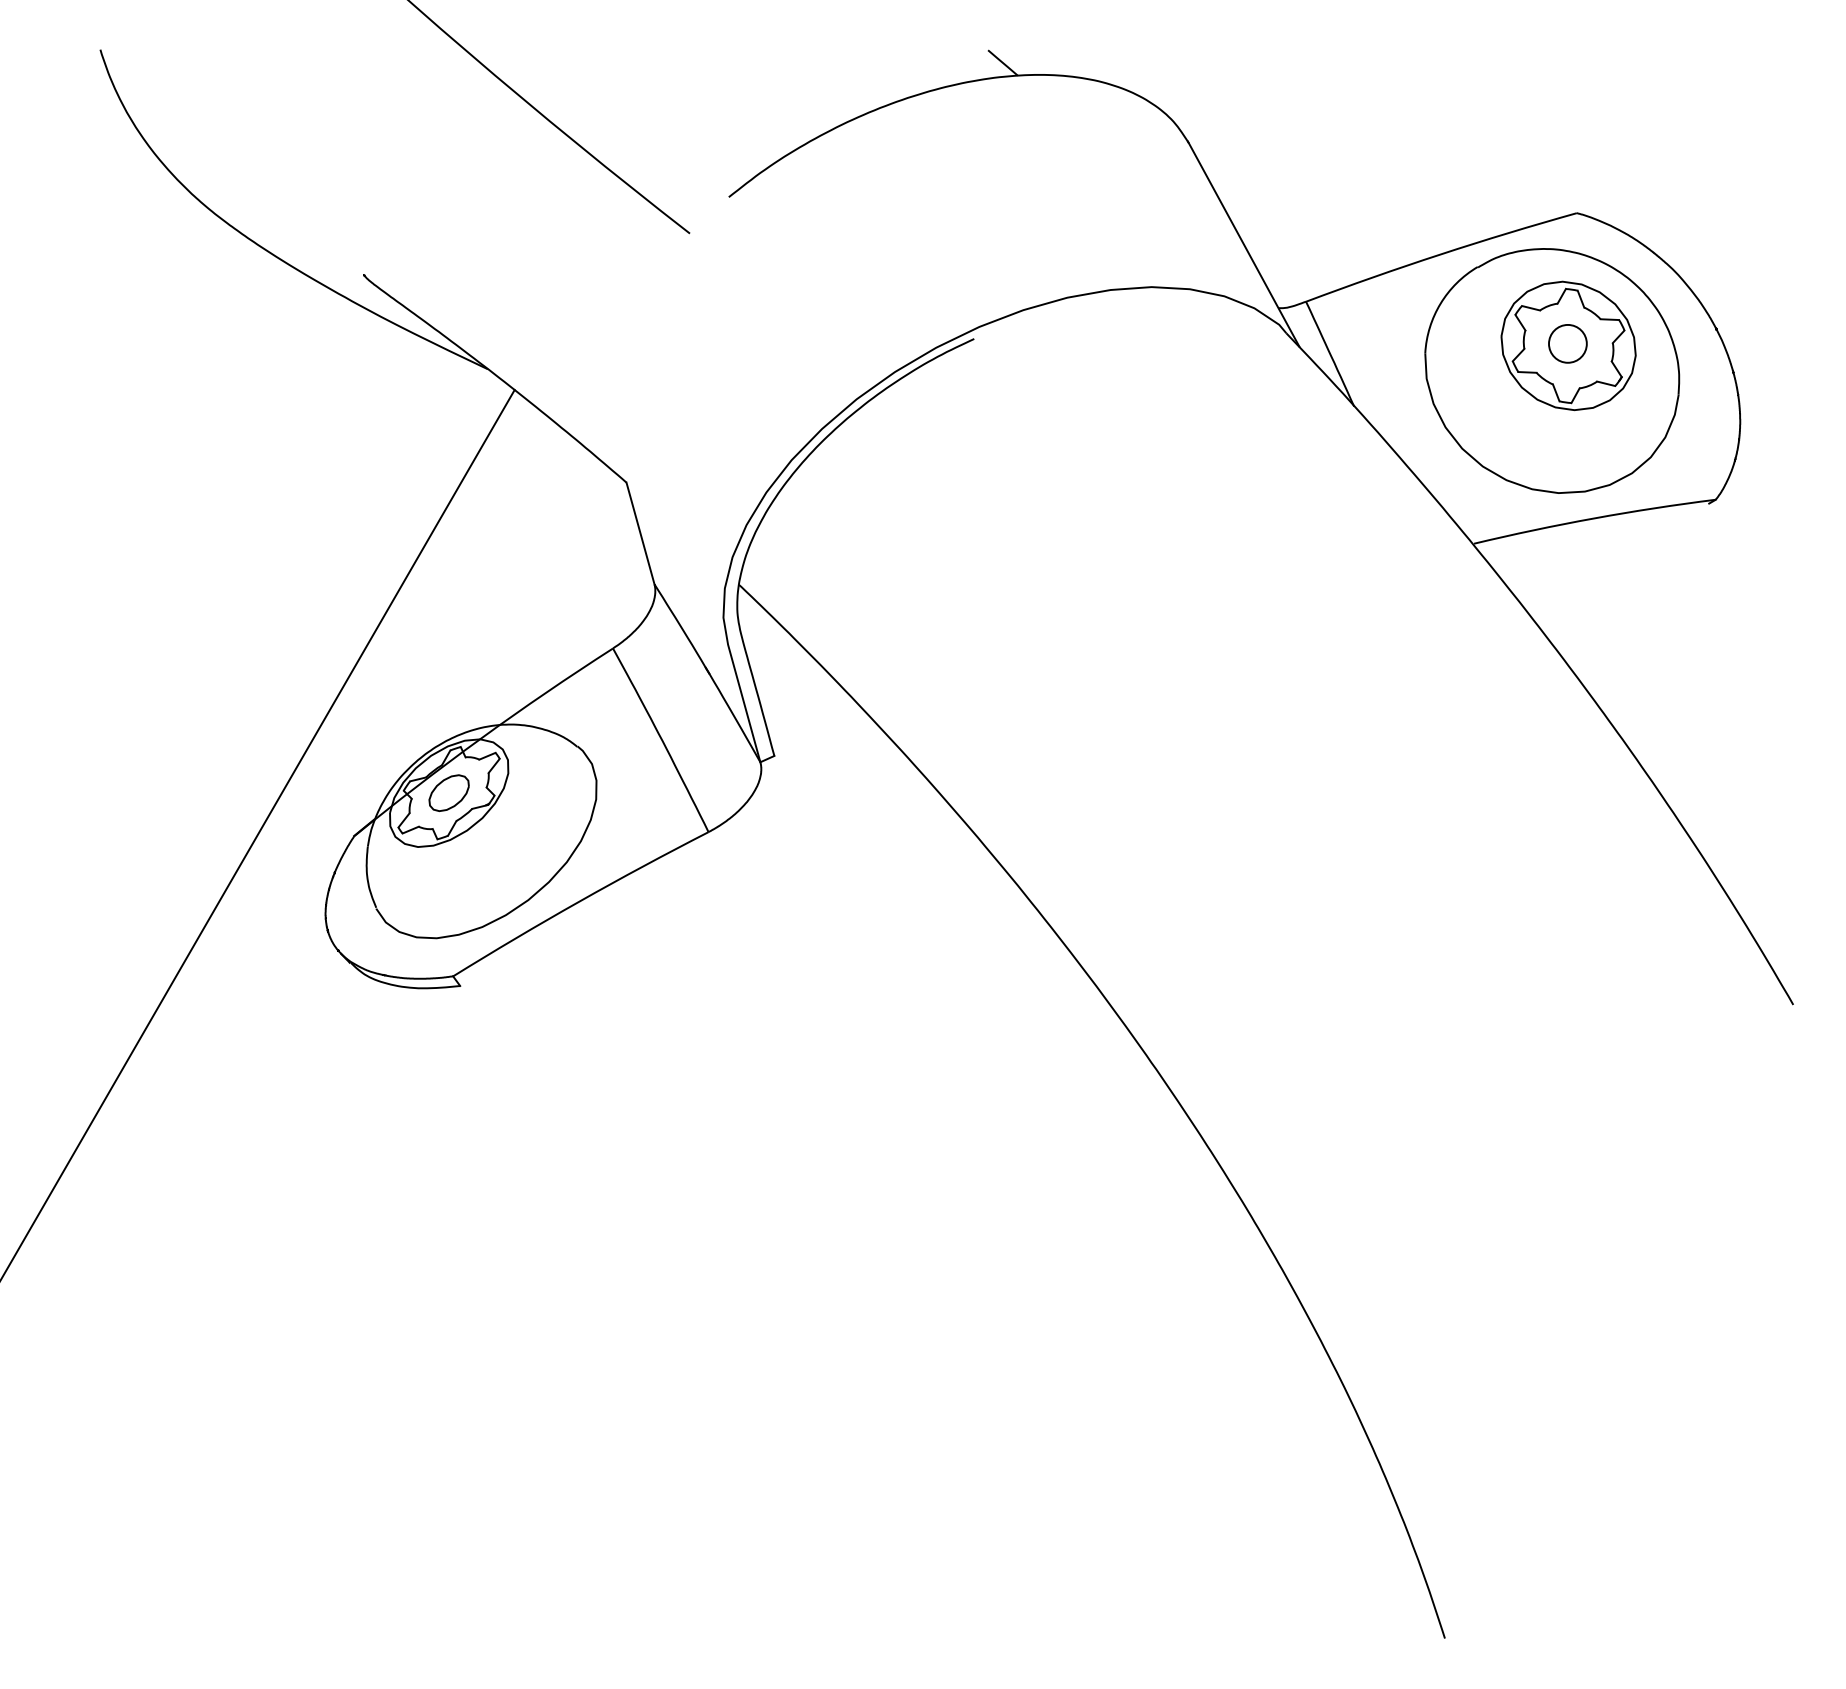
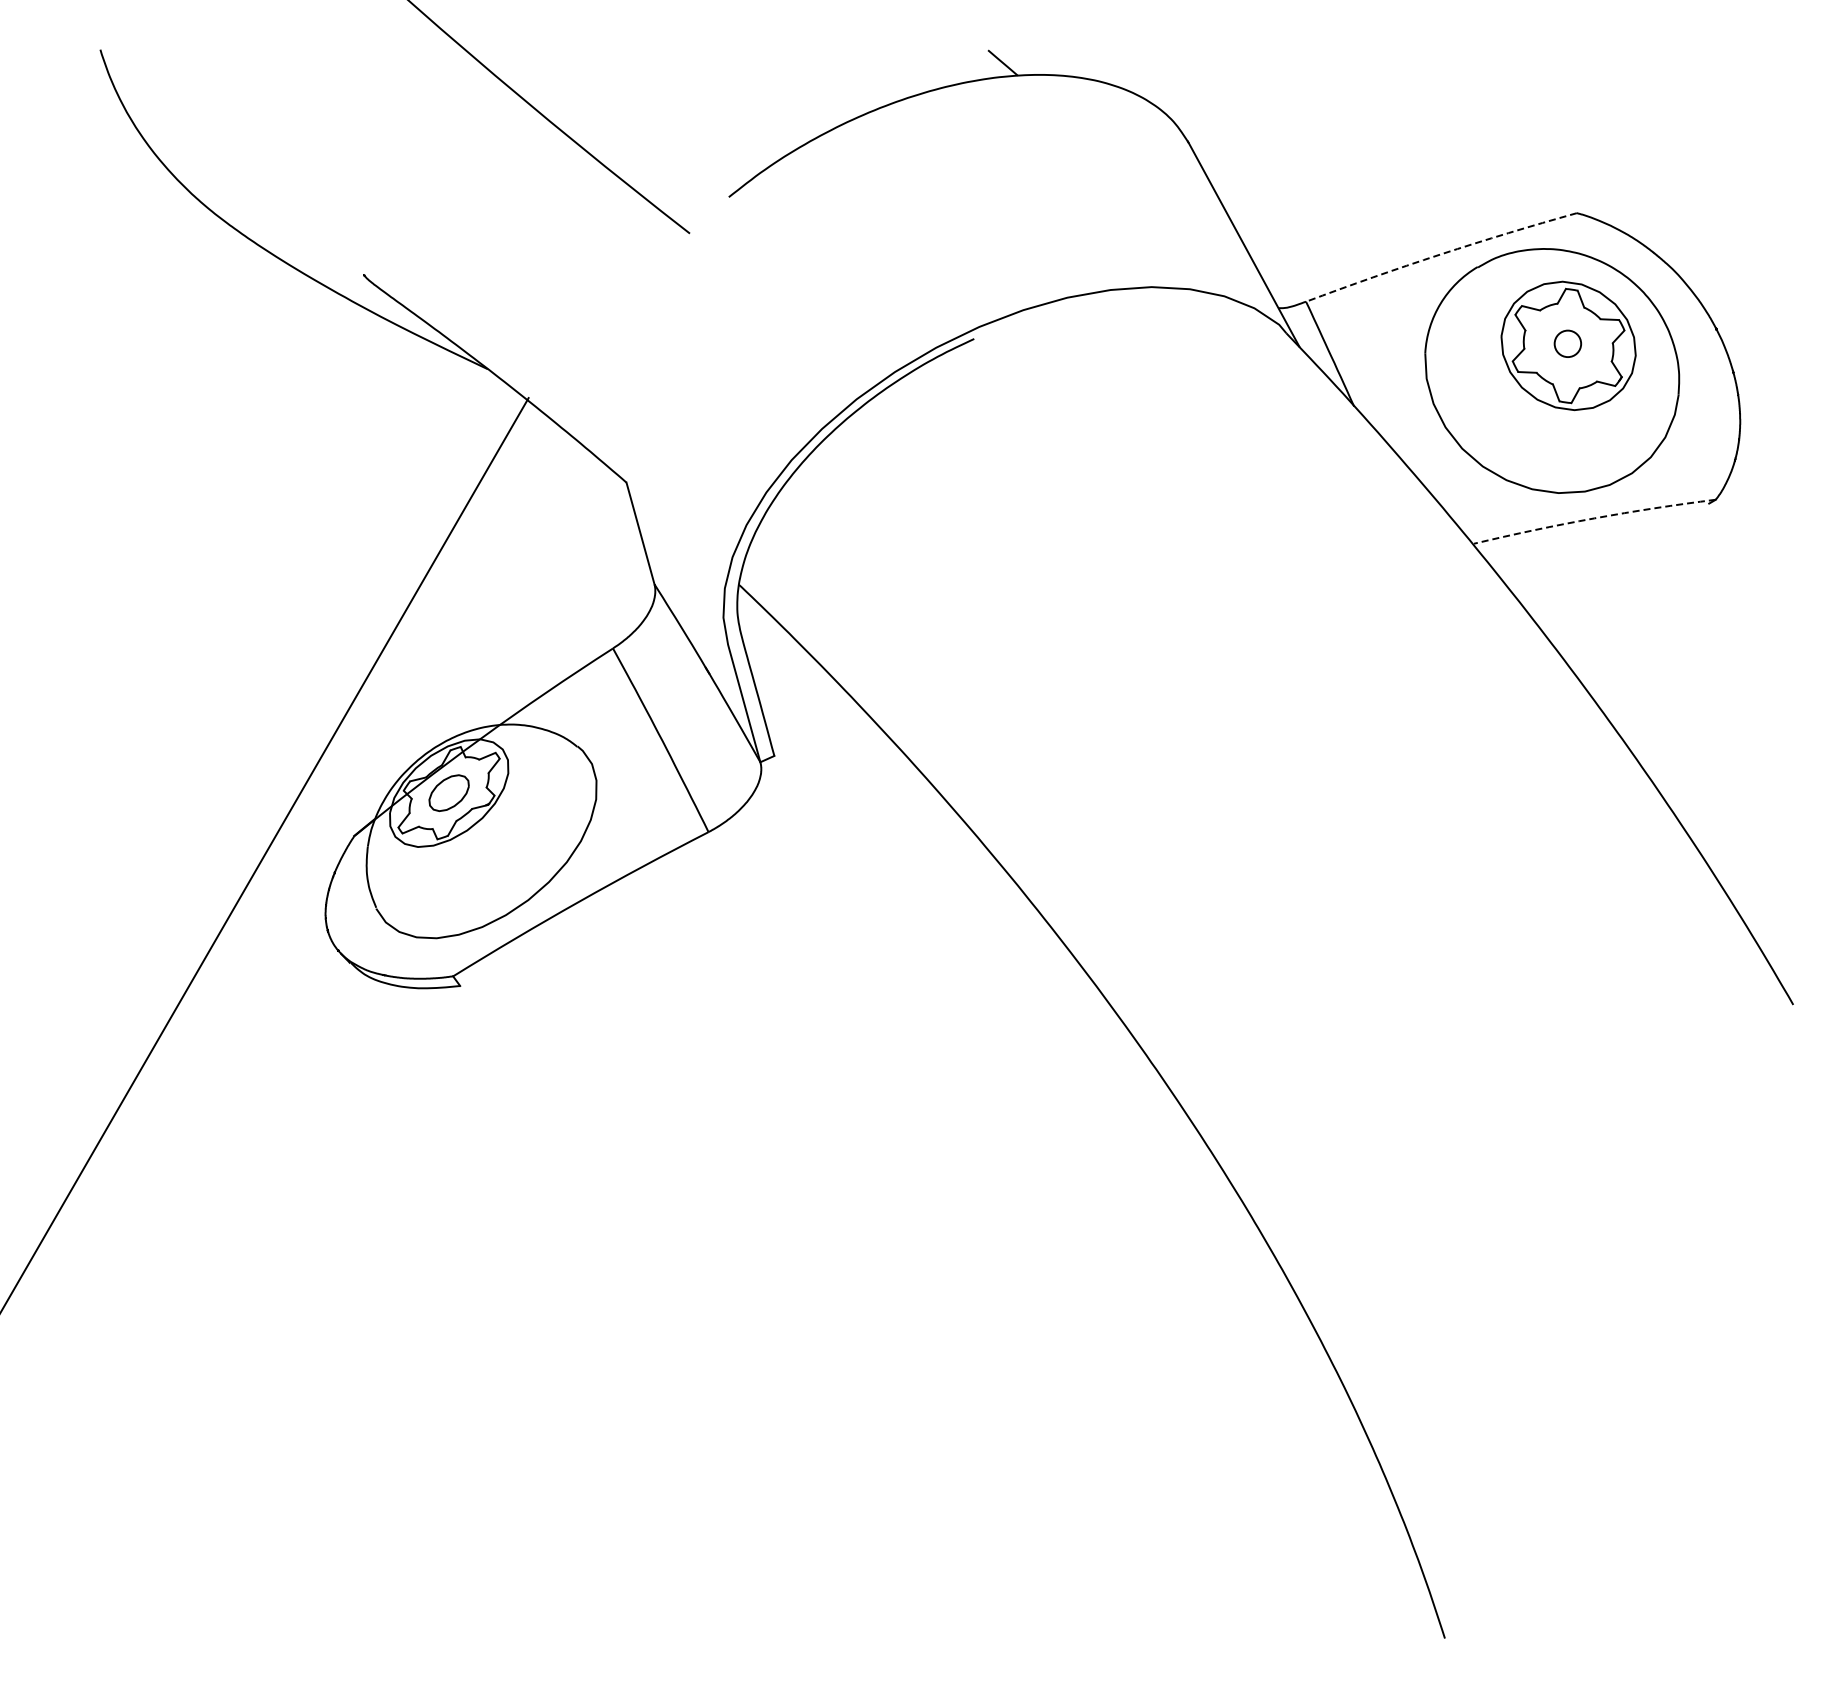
arc: solid -> dashed (1440, 254)
circle diameter: 38 px -> 26 px (1567, 343)
arc: solid -> dashed (1594, 518)
line position: (258, 833) -> (265, 854) (265, 854)
